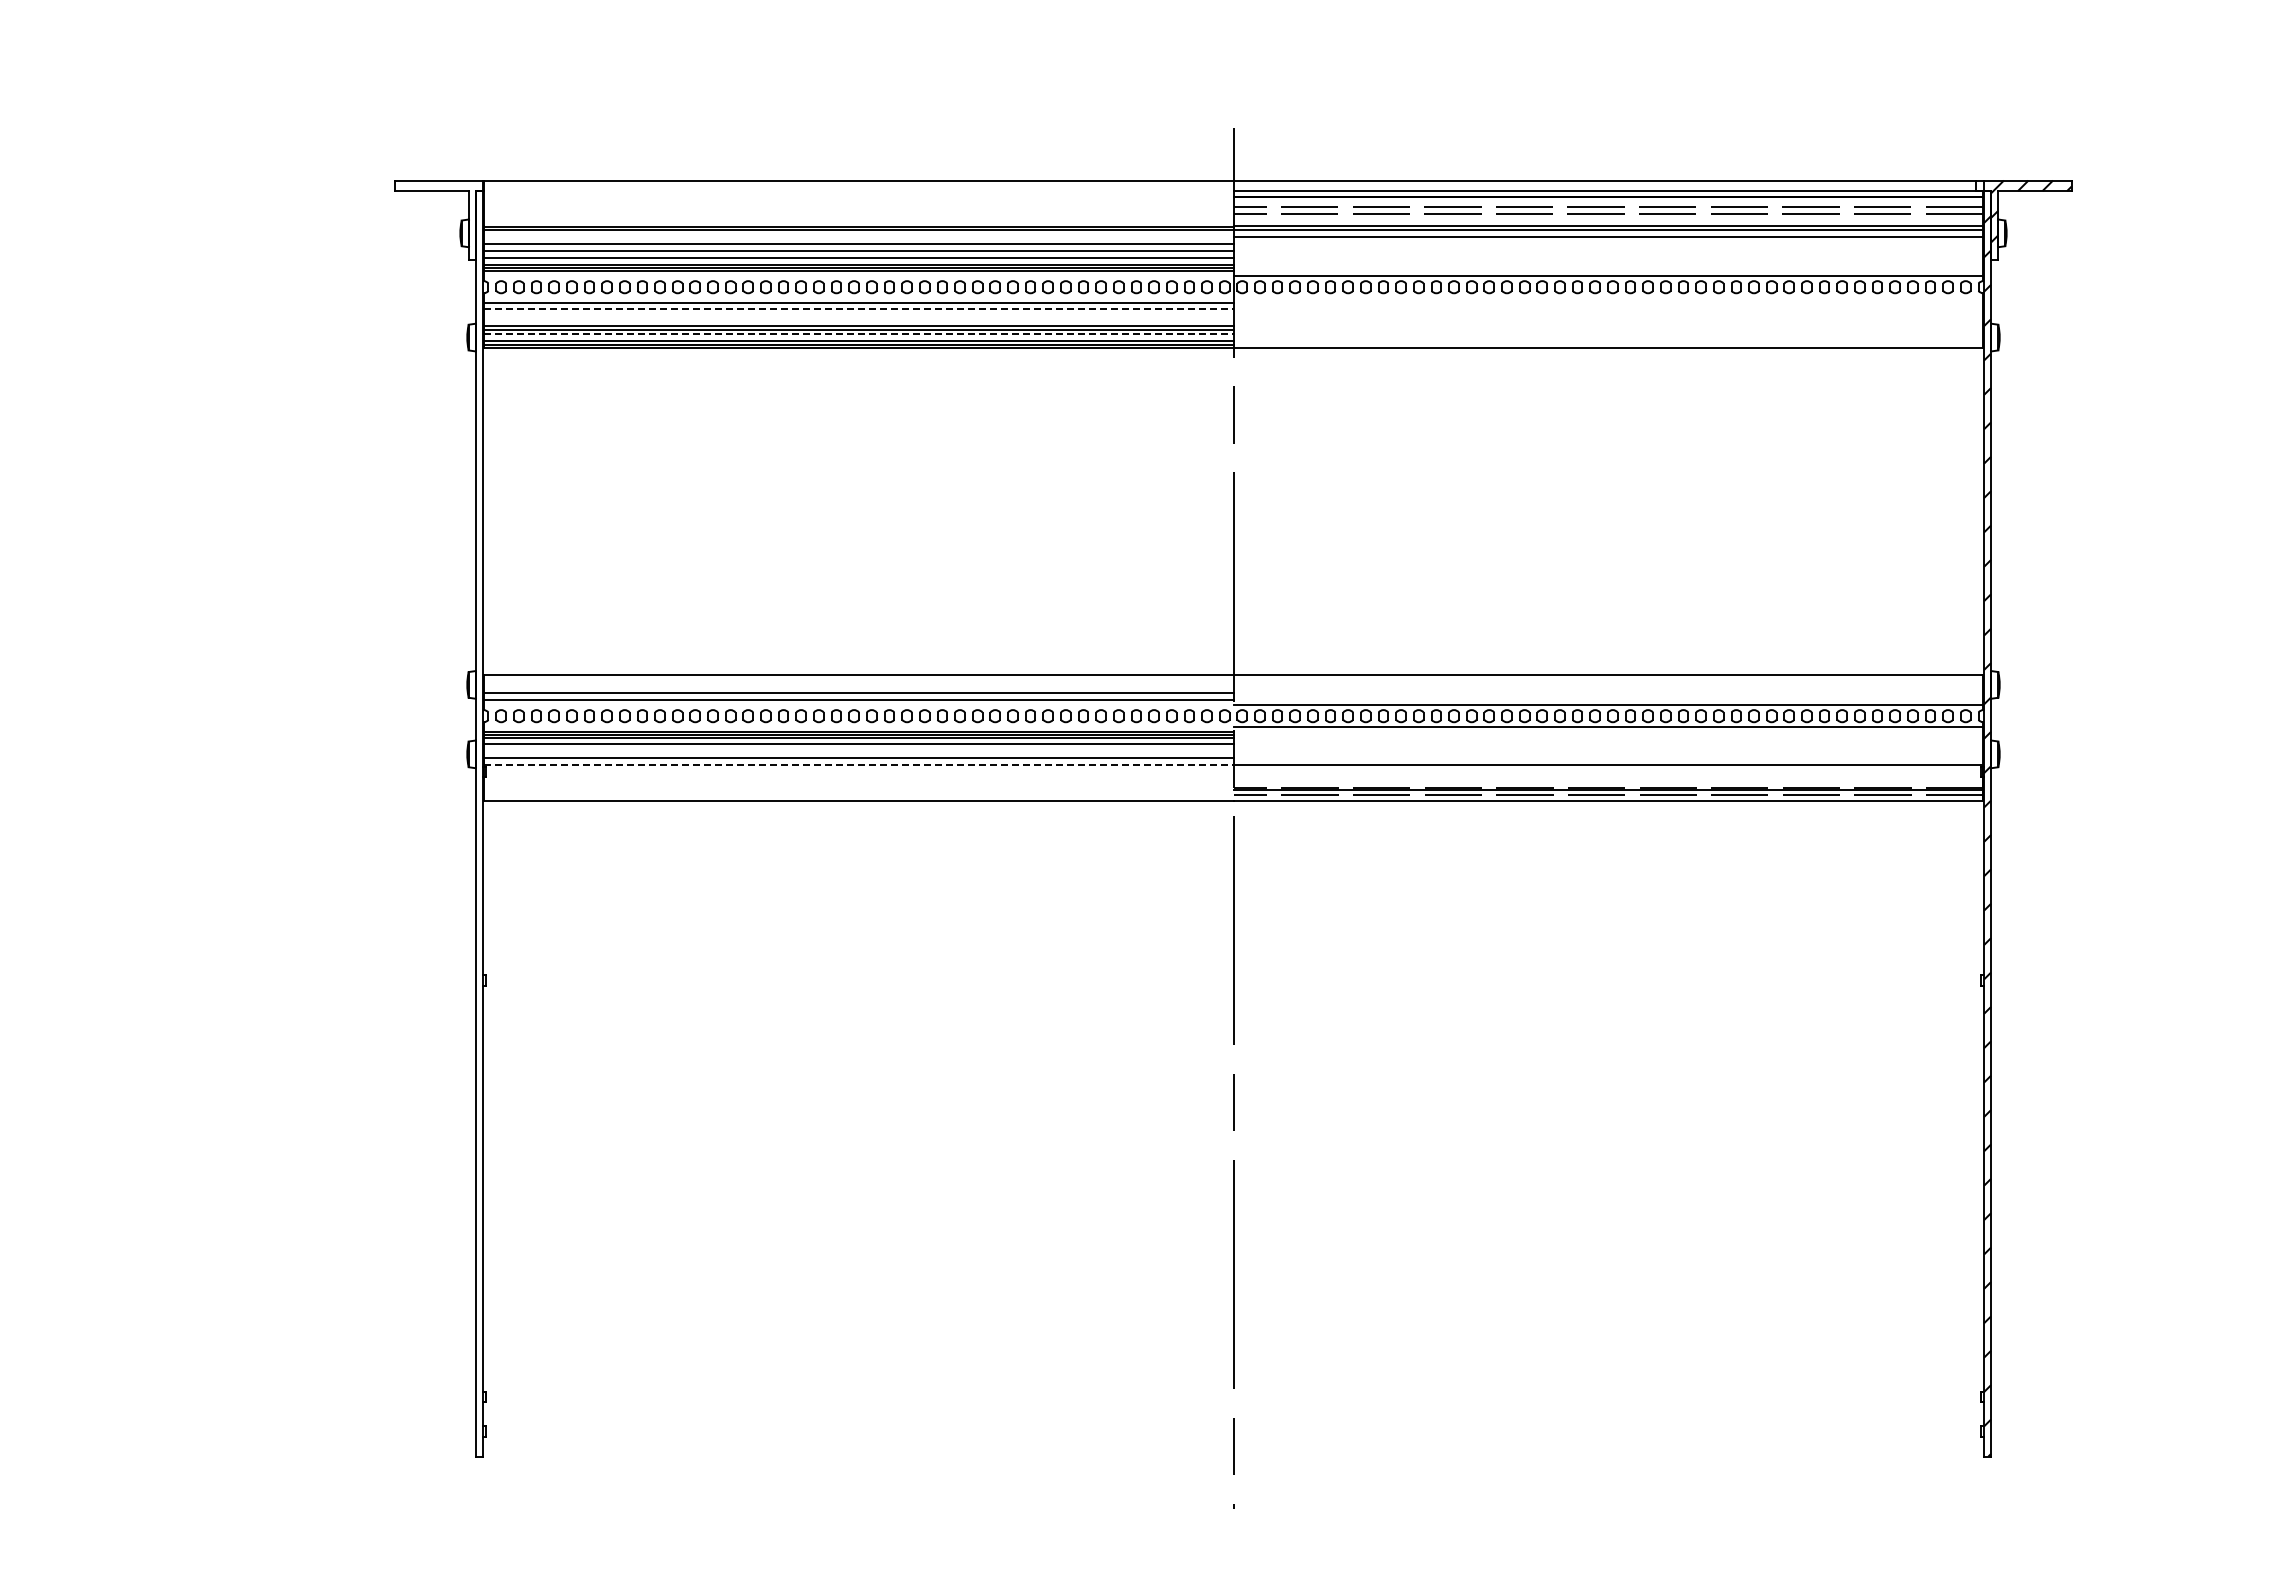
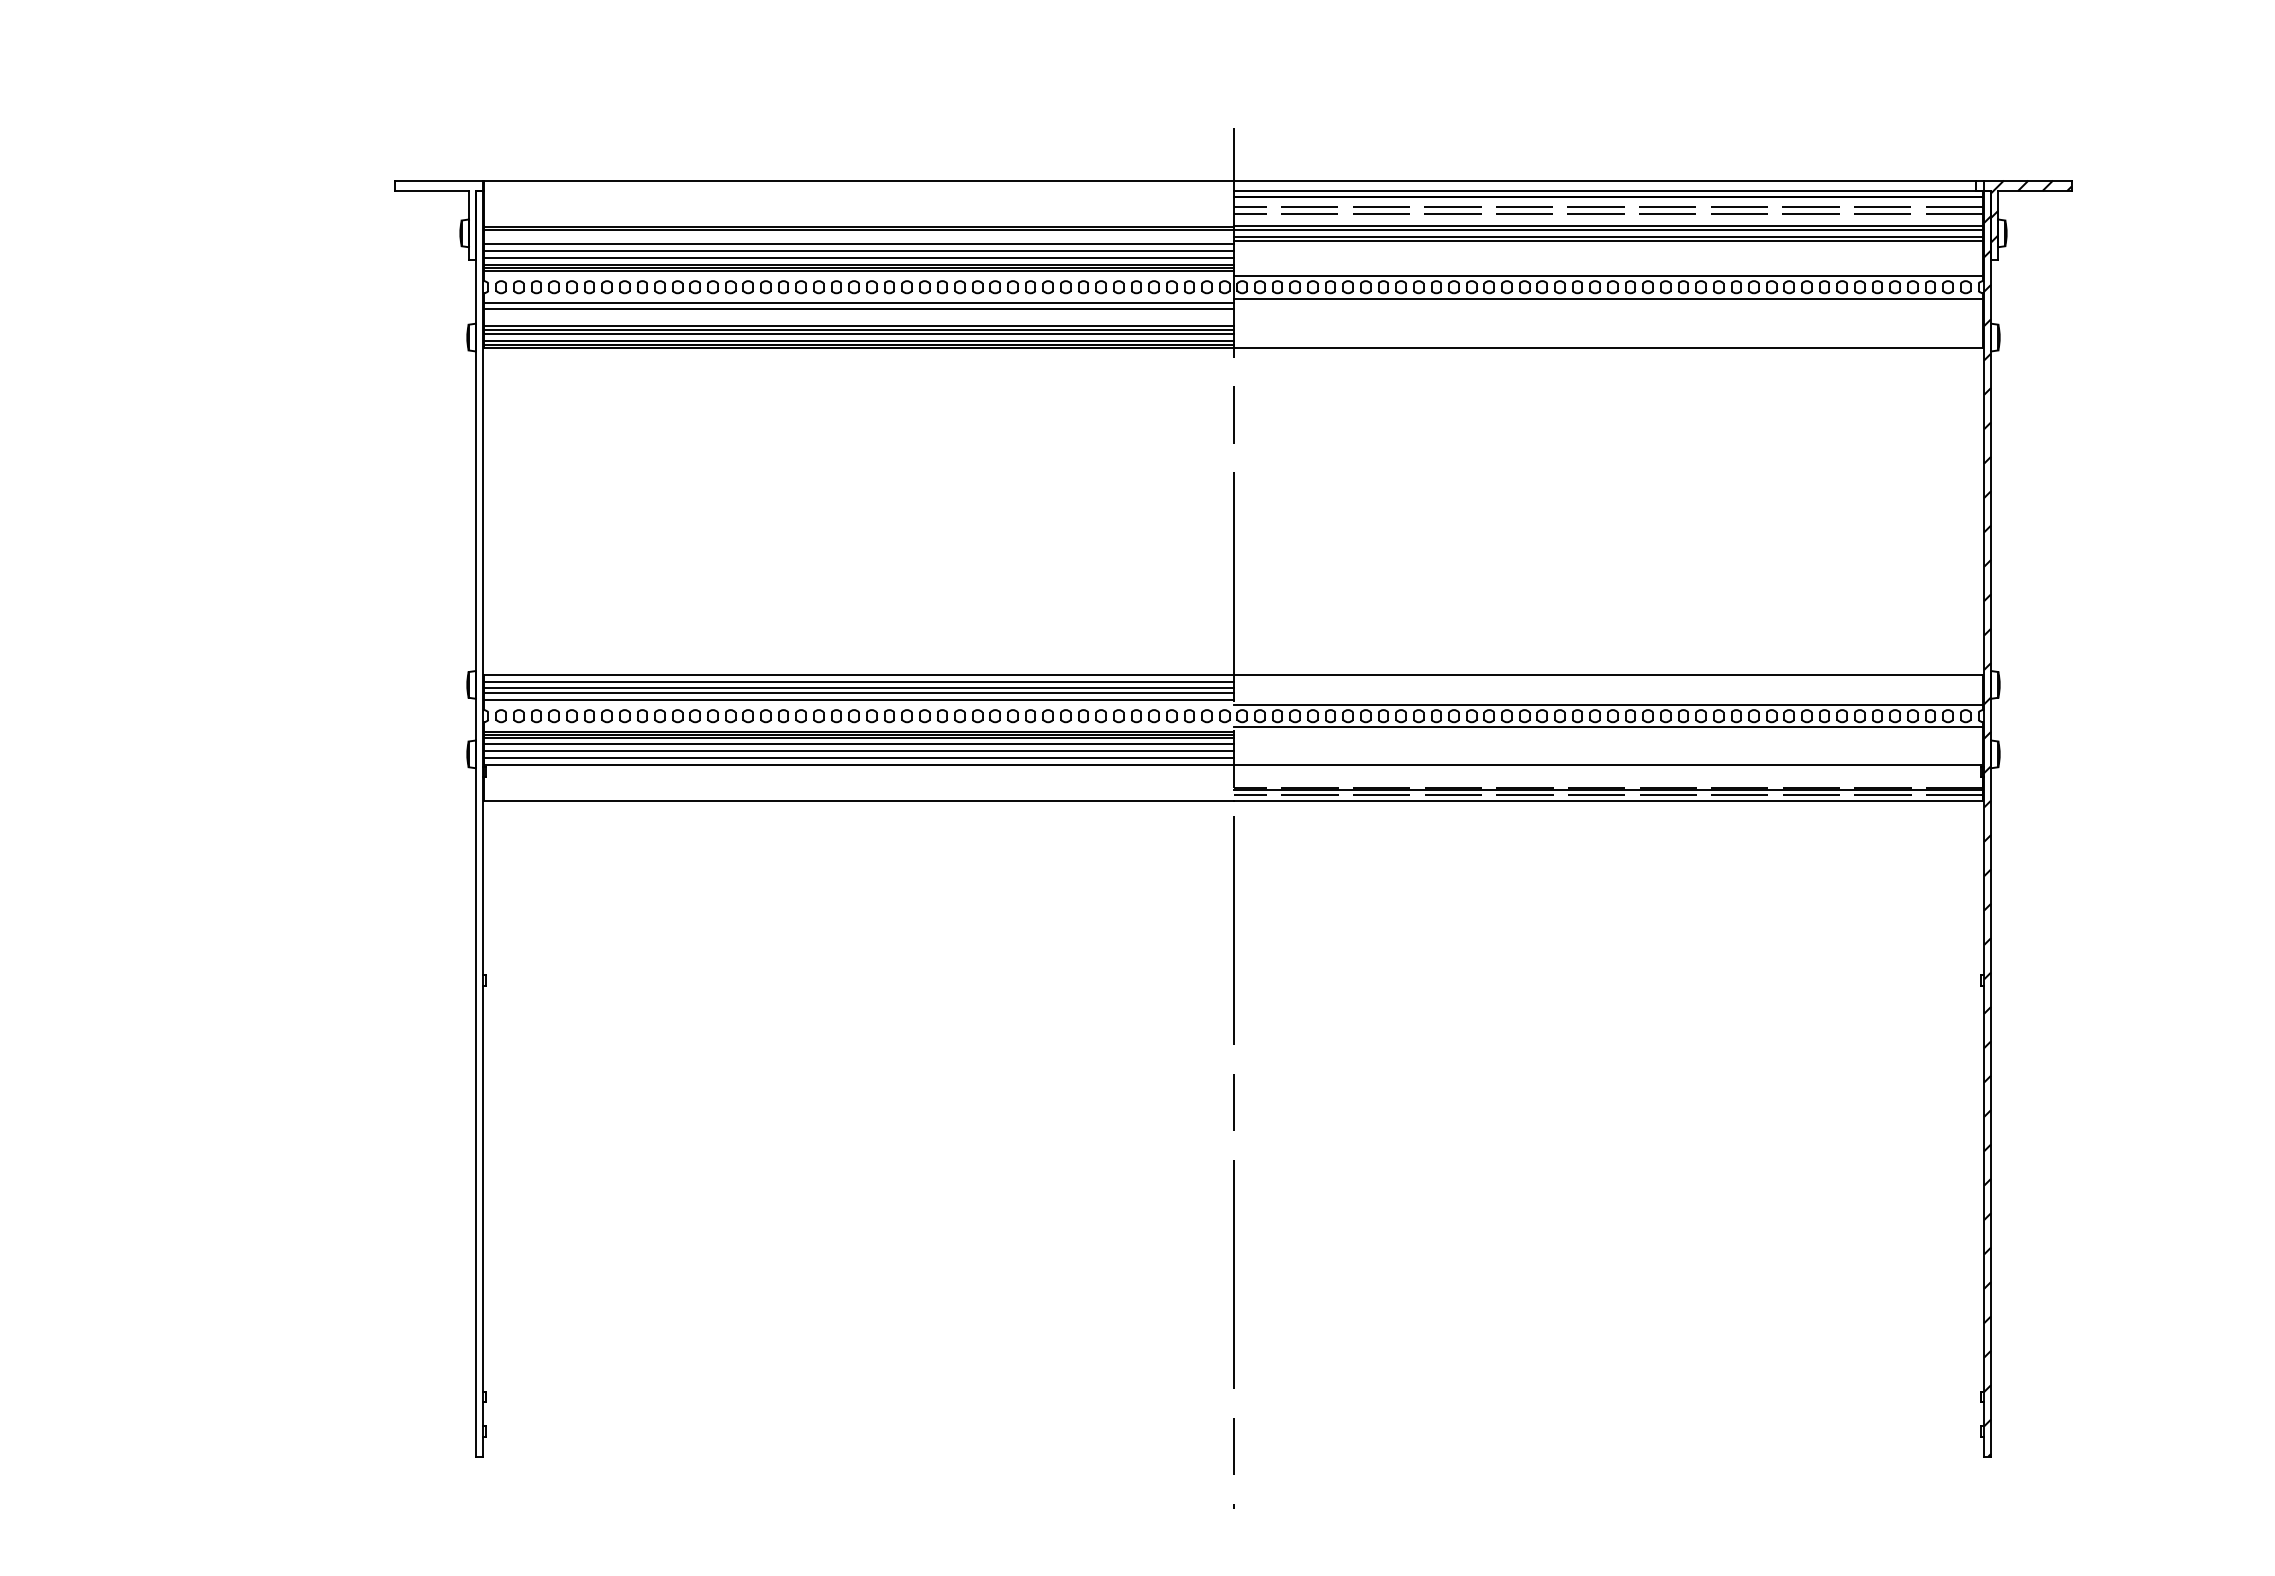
line: none -> present (1608, 240)
line: none -> present (1608, 298)
line: dashed -> solid (858, 309)
line: dashed -> solid (858, 334)
line: none -> present (858, 681)
line: none -> present (858, 688)
line: none -> present (858, 751)
line: dashed -> solid (858, 765)
